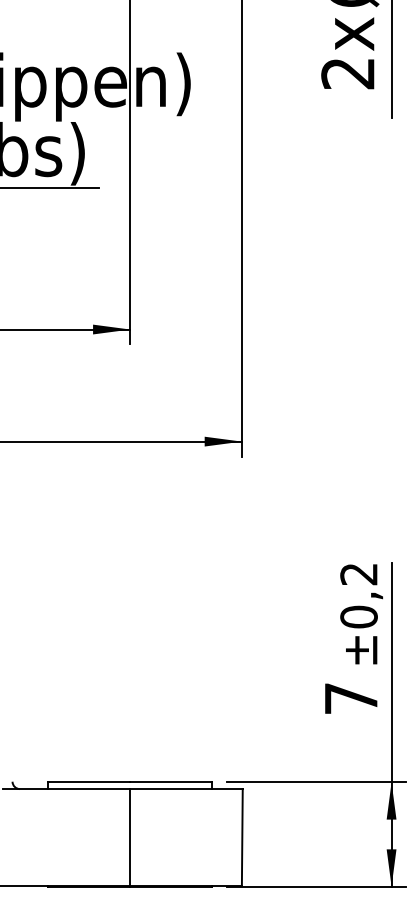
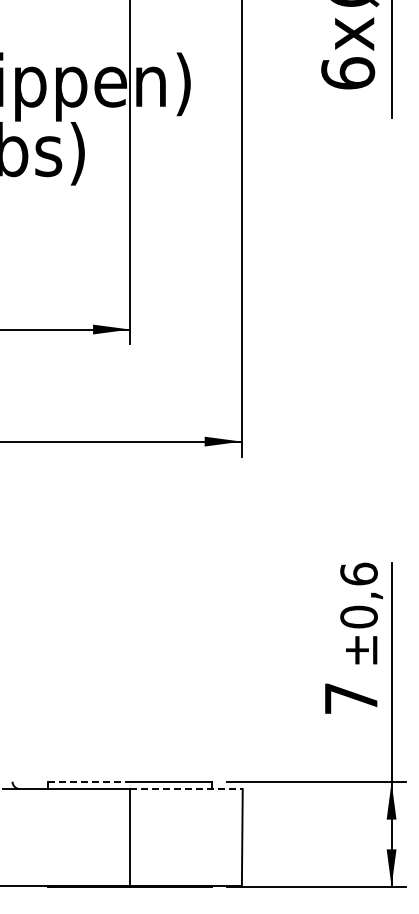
text: 2x -> 6x (348, 73)
line: present -> none (50, 187)
text: ±0,2 -> ±0,6 (358, 573)
line: solid -> dashed (89, 782)
line: solid -> dashed (187, 789)
